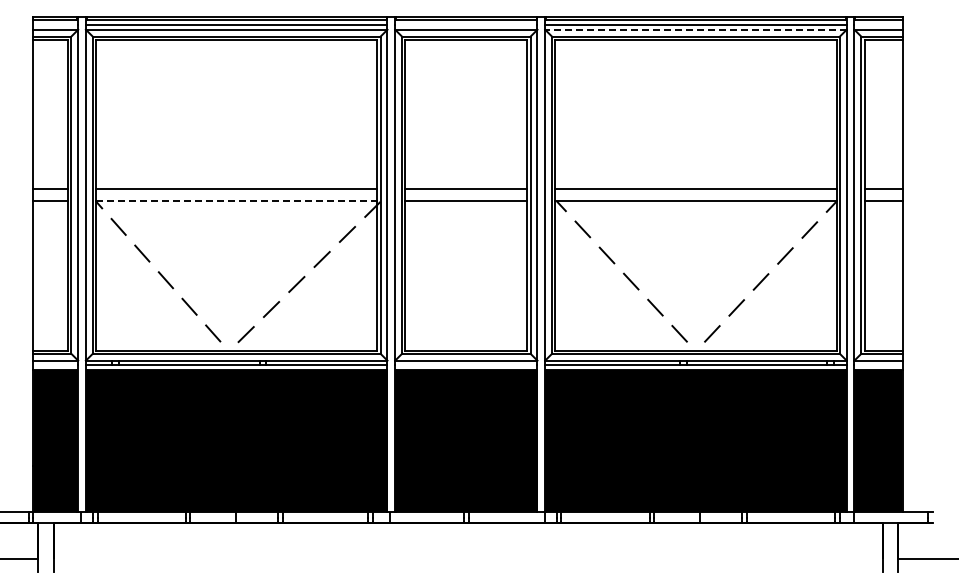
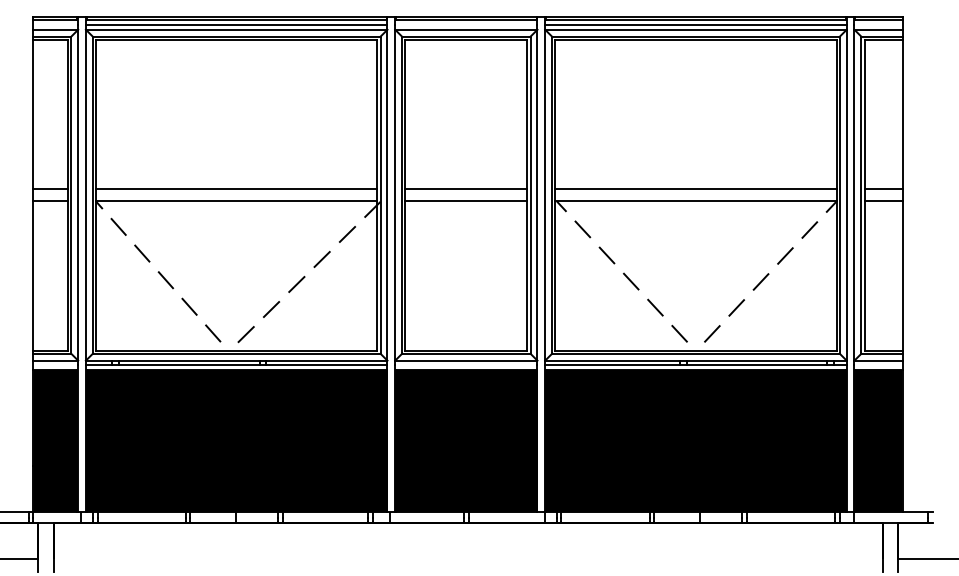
line: dashed -> solid (695, 29)
line: dashed -> solid (236, 201)
